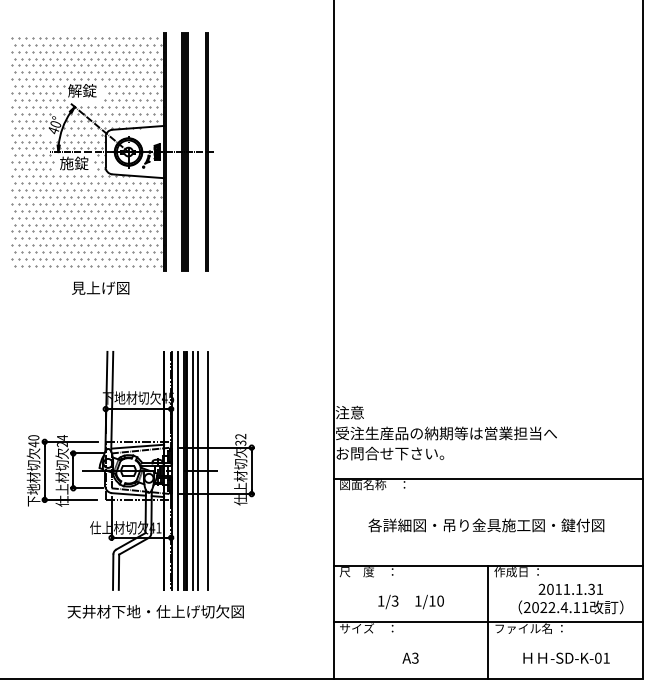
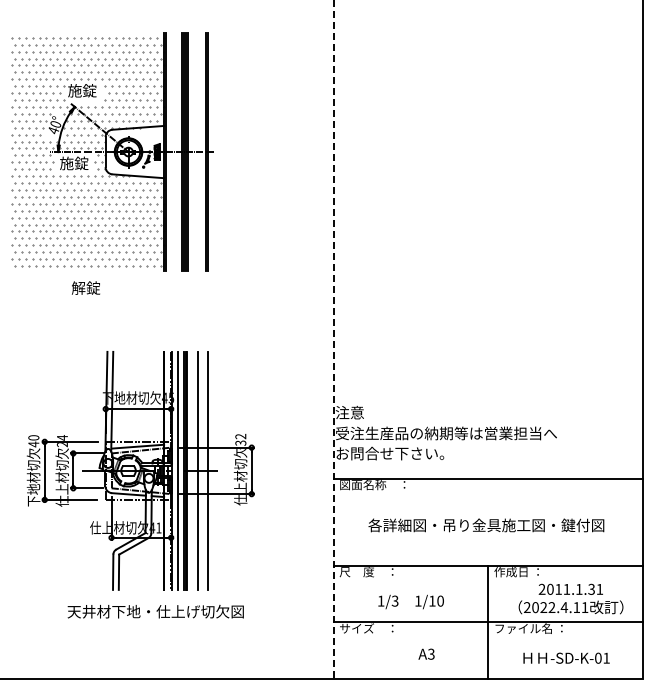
text: 解錠 -> 施錠 (74, 90)
text: 見上げ図 -> 解錠 (100, 287)
line: solid -> dashed (333, 340)
line: present -> none (193, 470)
text position: (410, 657) -> (426, 653) (426, 653)
